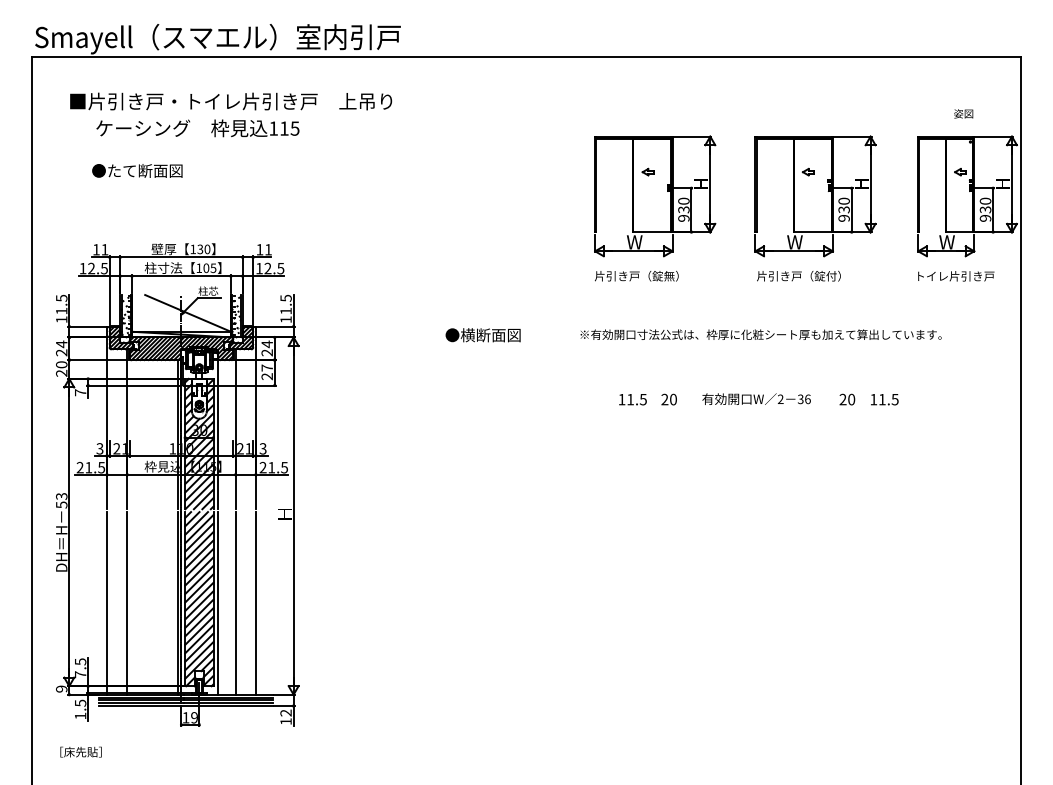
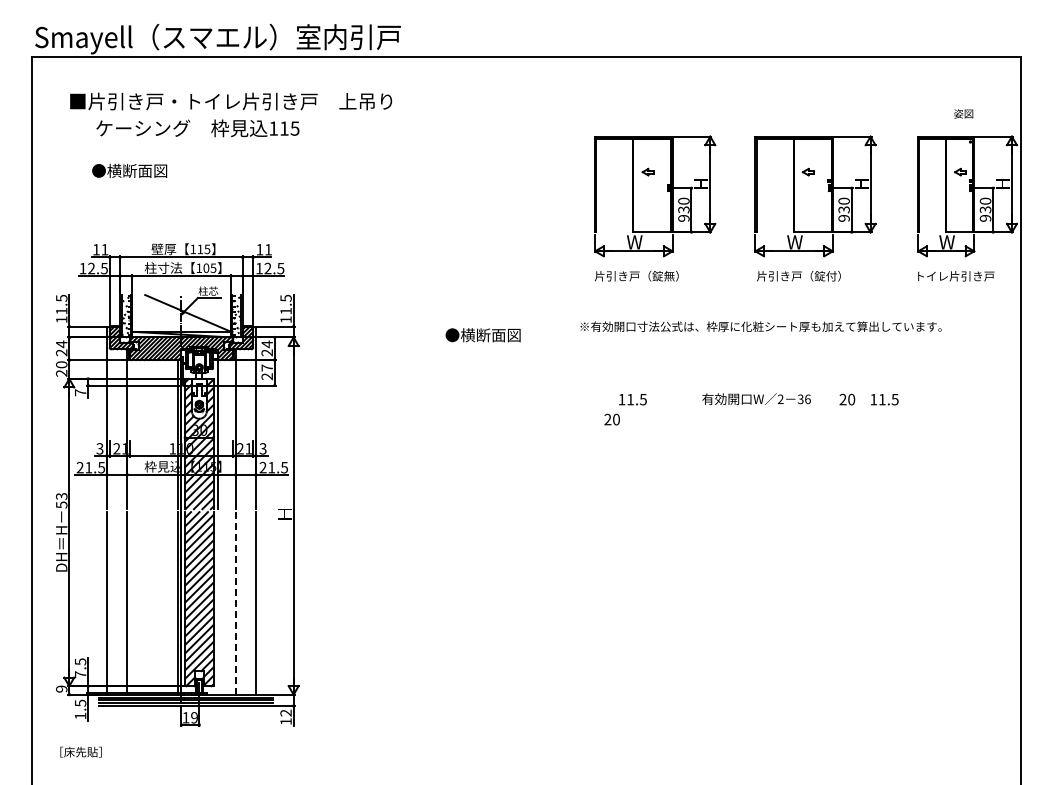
text: ●たて断面図 -> ●横断面図 (144, 170)
text: 130 -> 115 (203, 249)
text position: (760, 334) -> (760, 326) (760, 326)
text position: (668, 399) -> (611, 419) (611, 419)
line: solid -> dashed (235, 602)
line: present -> none (218, 603)
